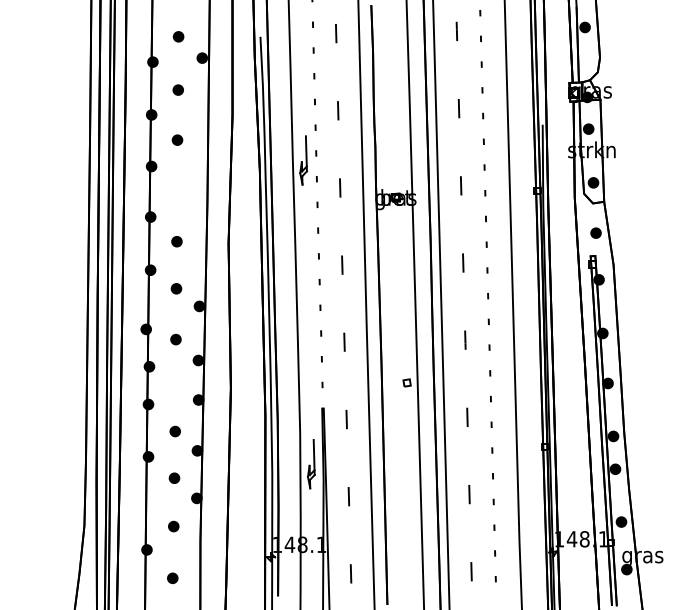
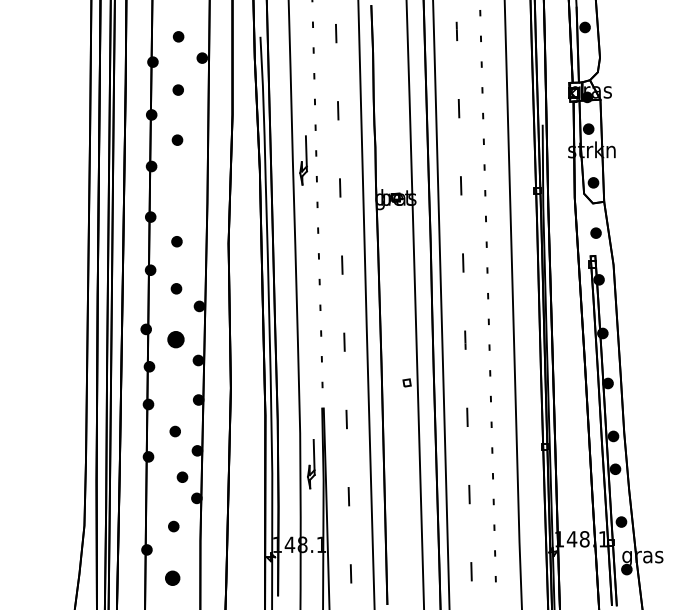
part size: 12x13 px -> 18x18 px (175, 339)
part position: (174, 477) -> (182, 476) (182, 476)
part size: 12x13 px -> 16x16 px (172, 577)
